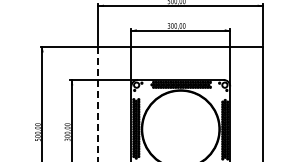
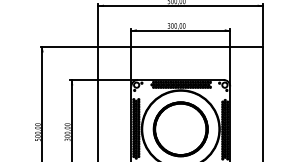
line: dashed -> solid (98, 104)
part: none -> present (180, 129)
